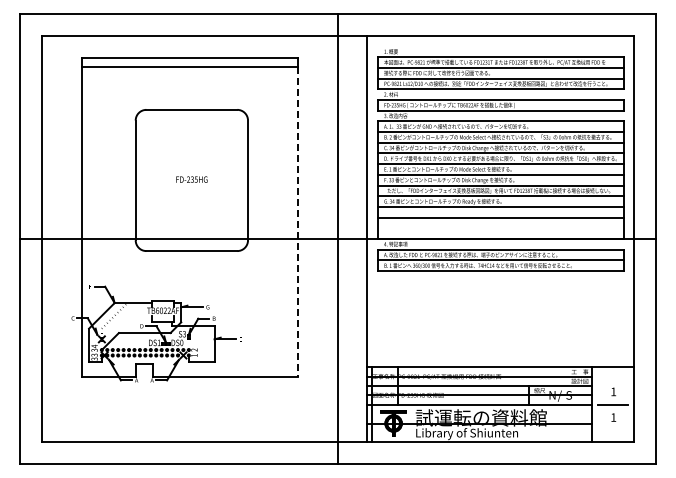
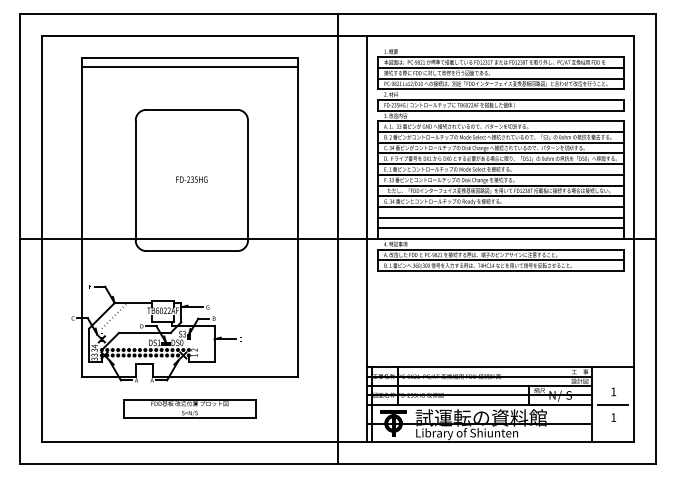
line: dashed -> solid (298, 222)
line: none -> present (500, 228)
part: none -> present (189, 408)
